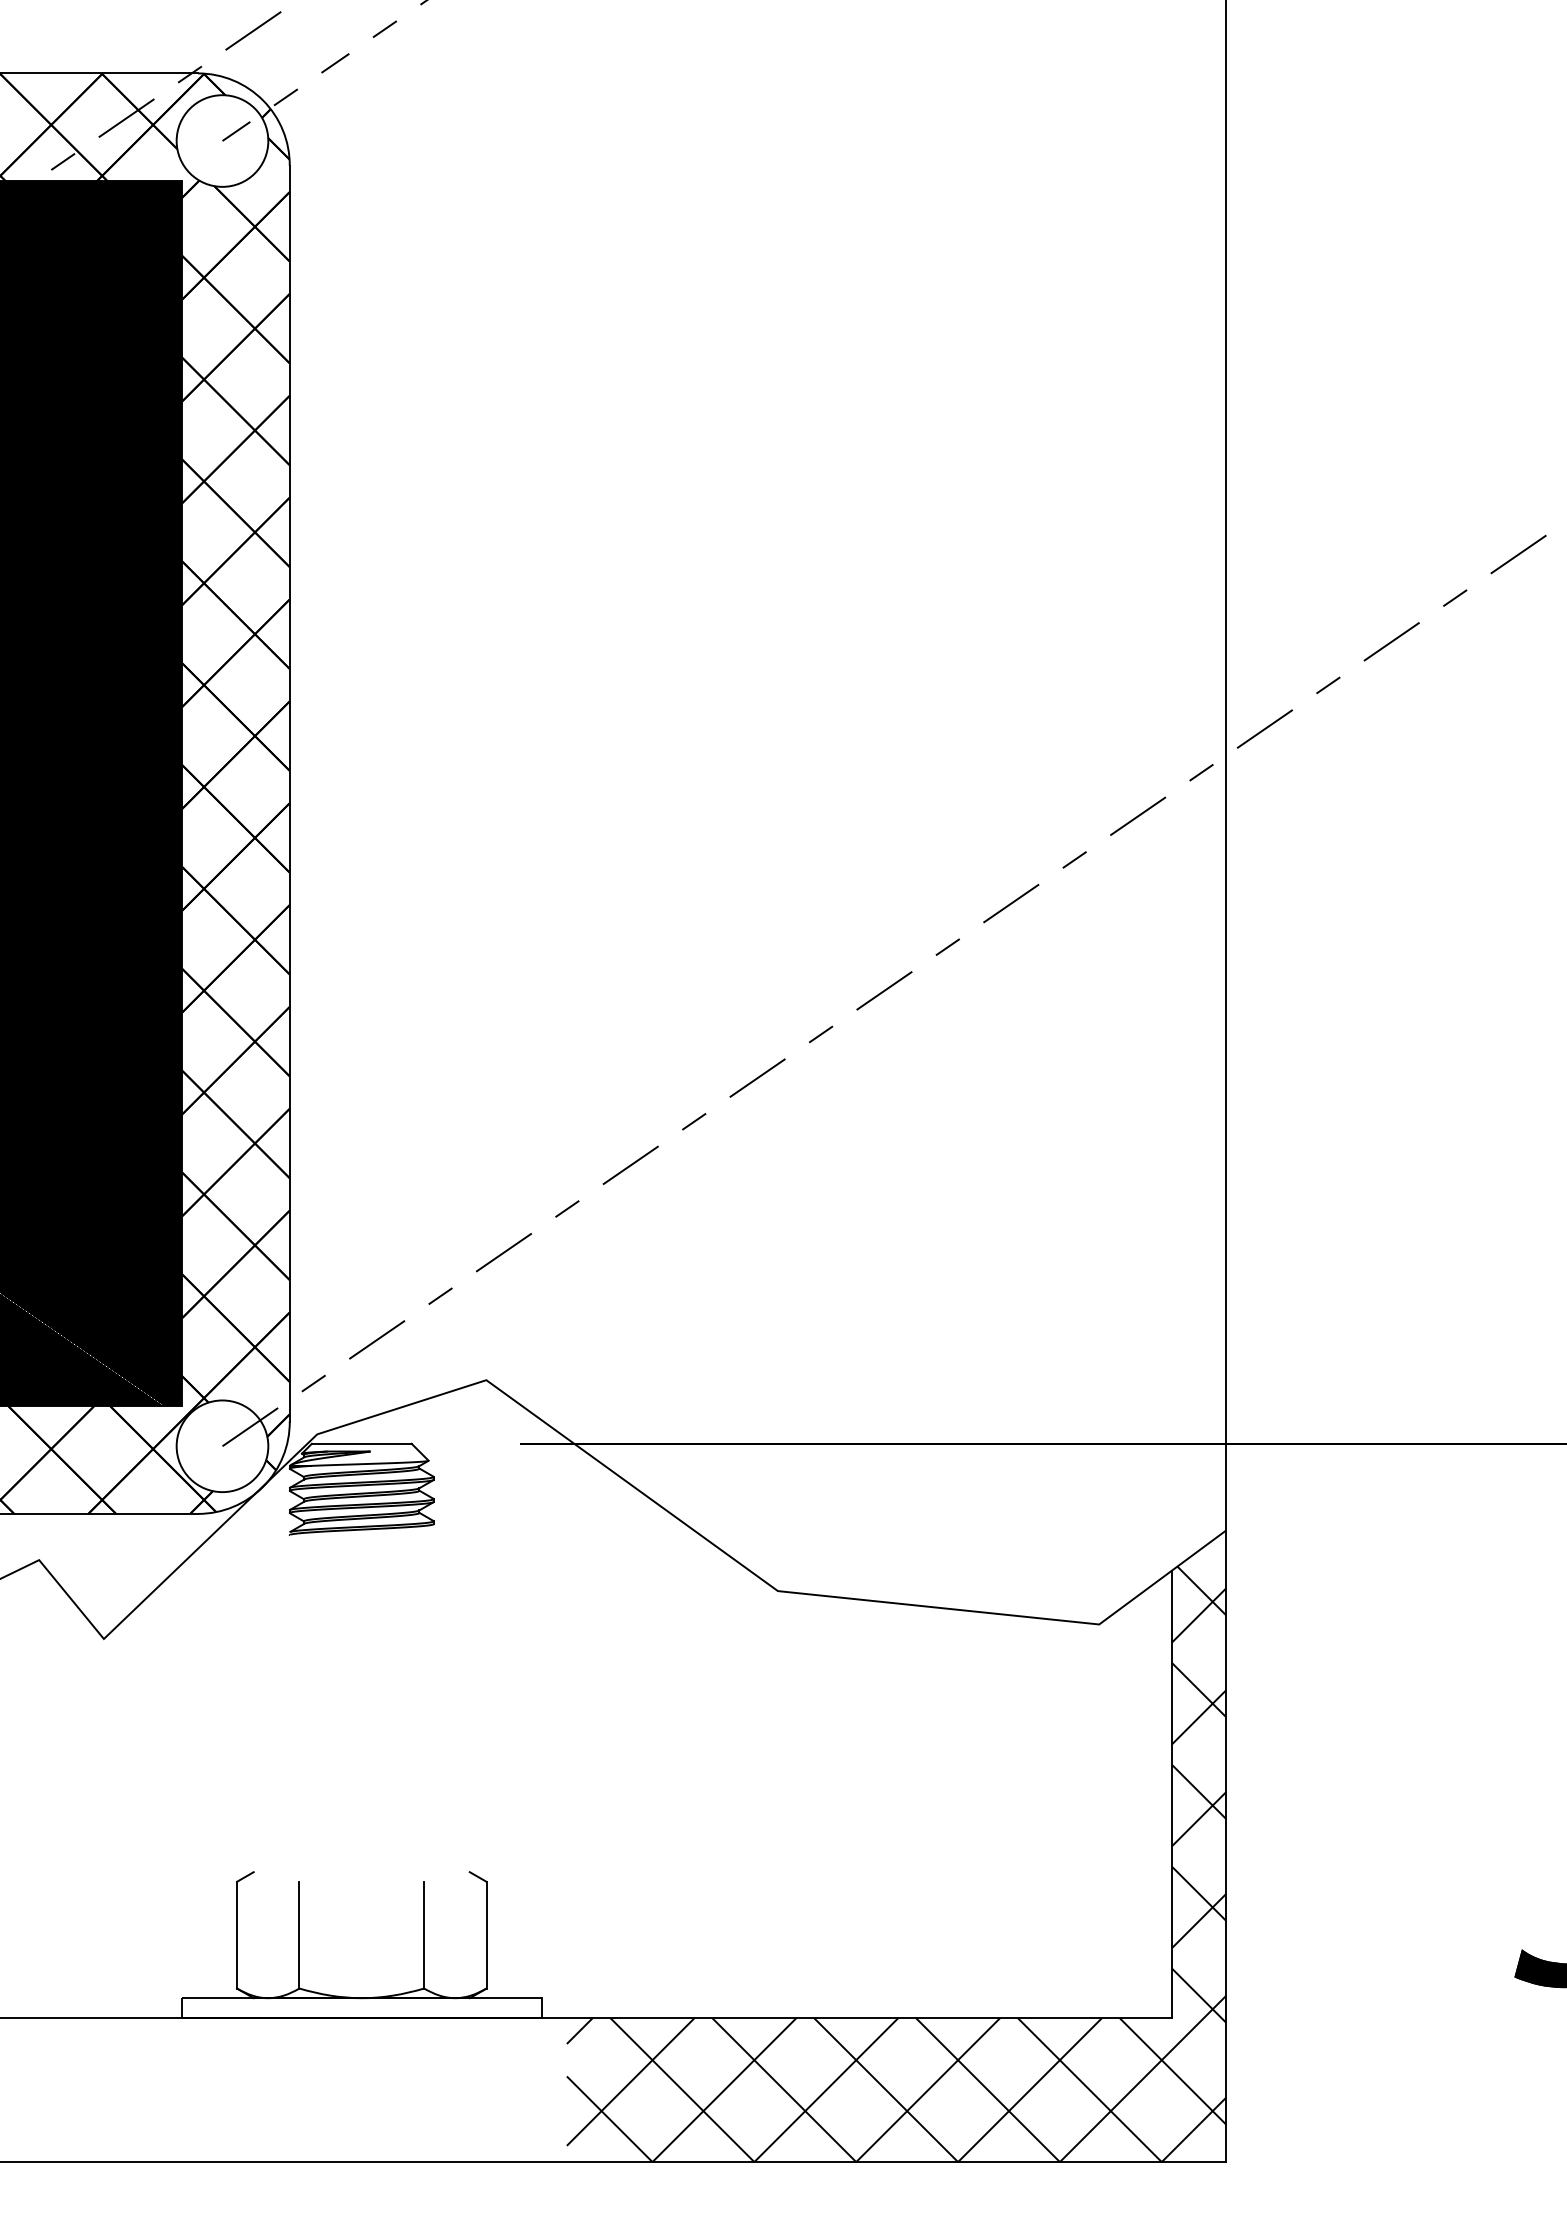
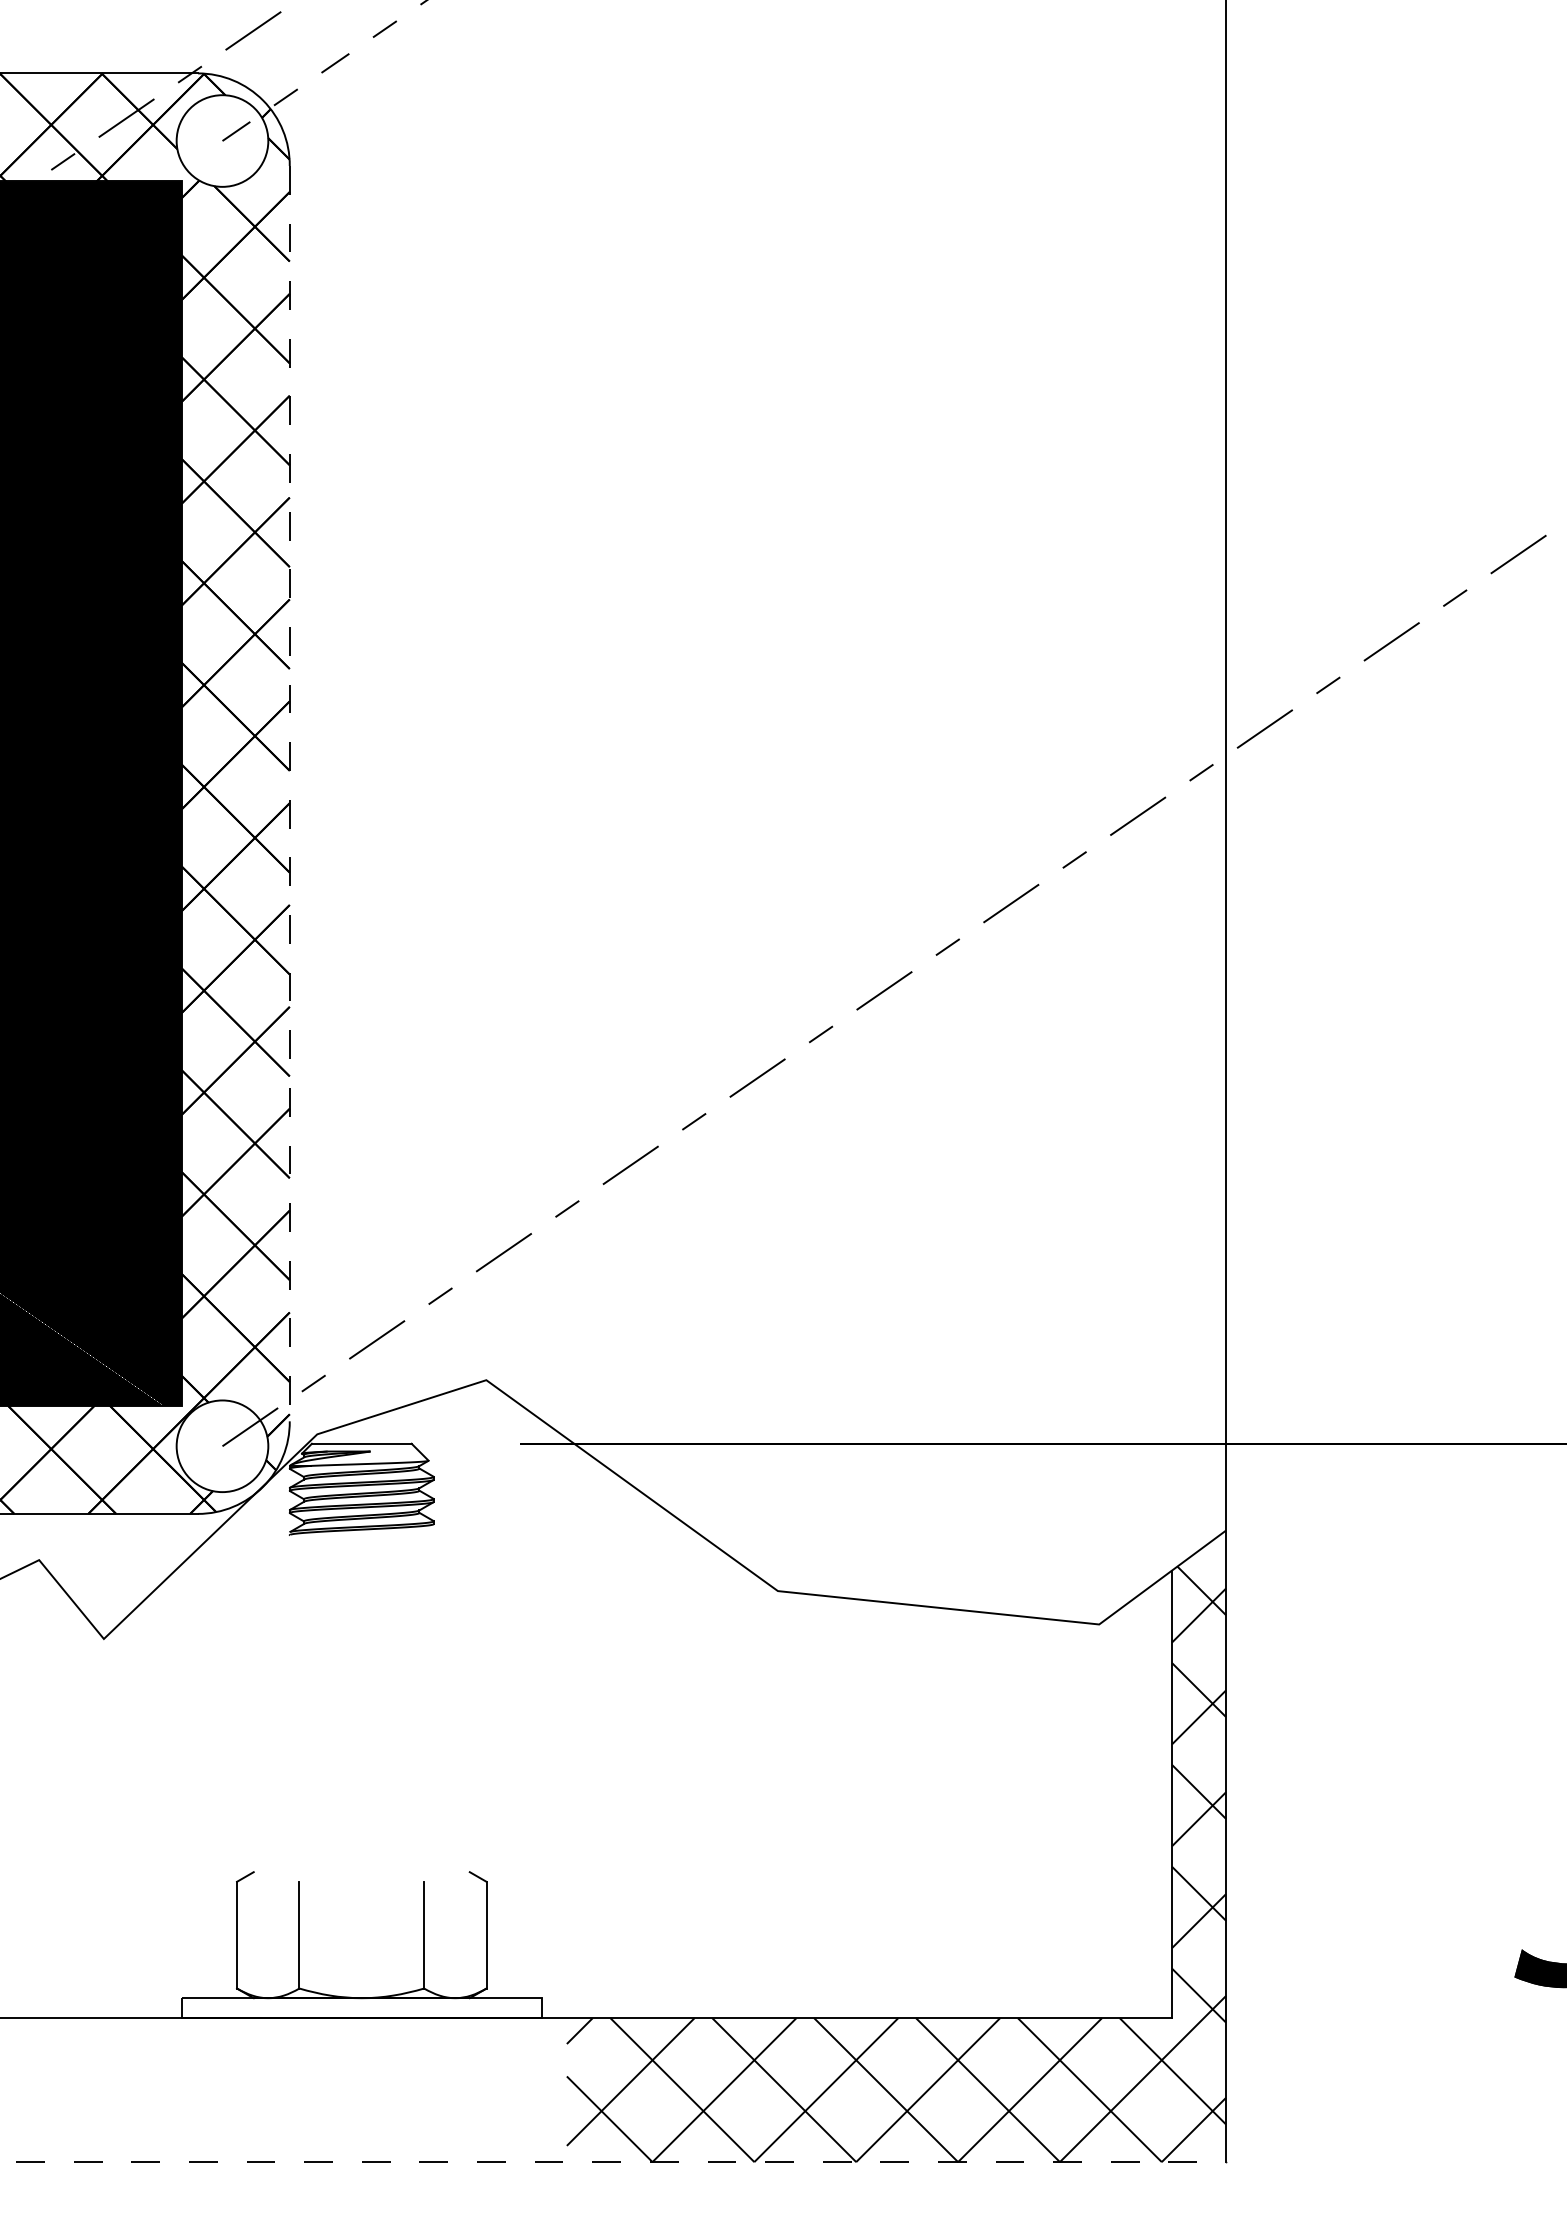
line: solid -> dashed (289, 794)
line: solid -> dashed (613, 2162)
